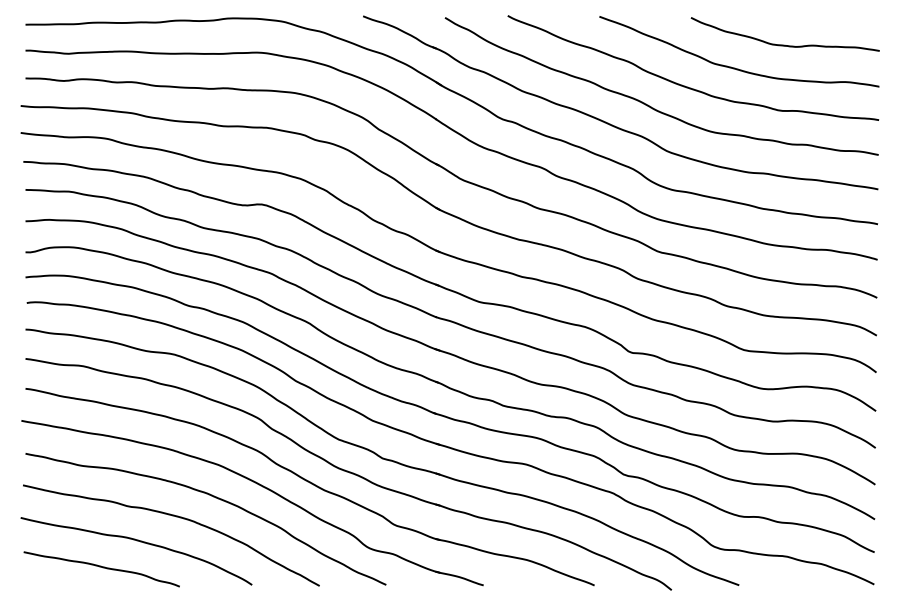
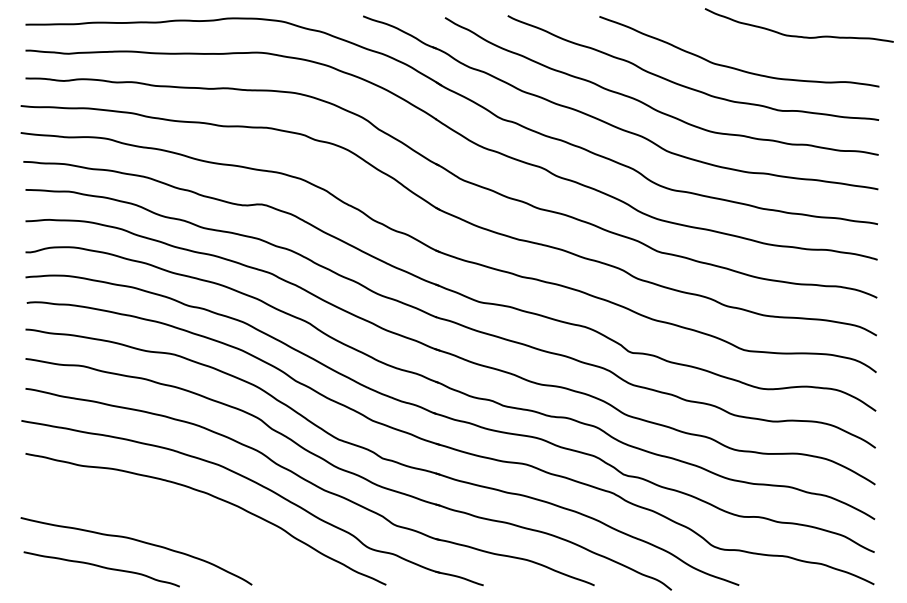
curve position: (784, 44) -> (798, 35) (798, 35)
curve: present -> none (176, 517)
